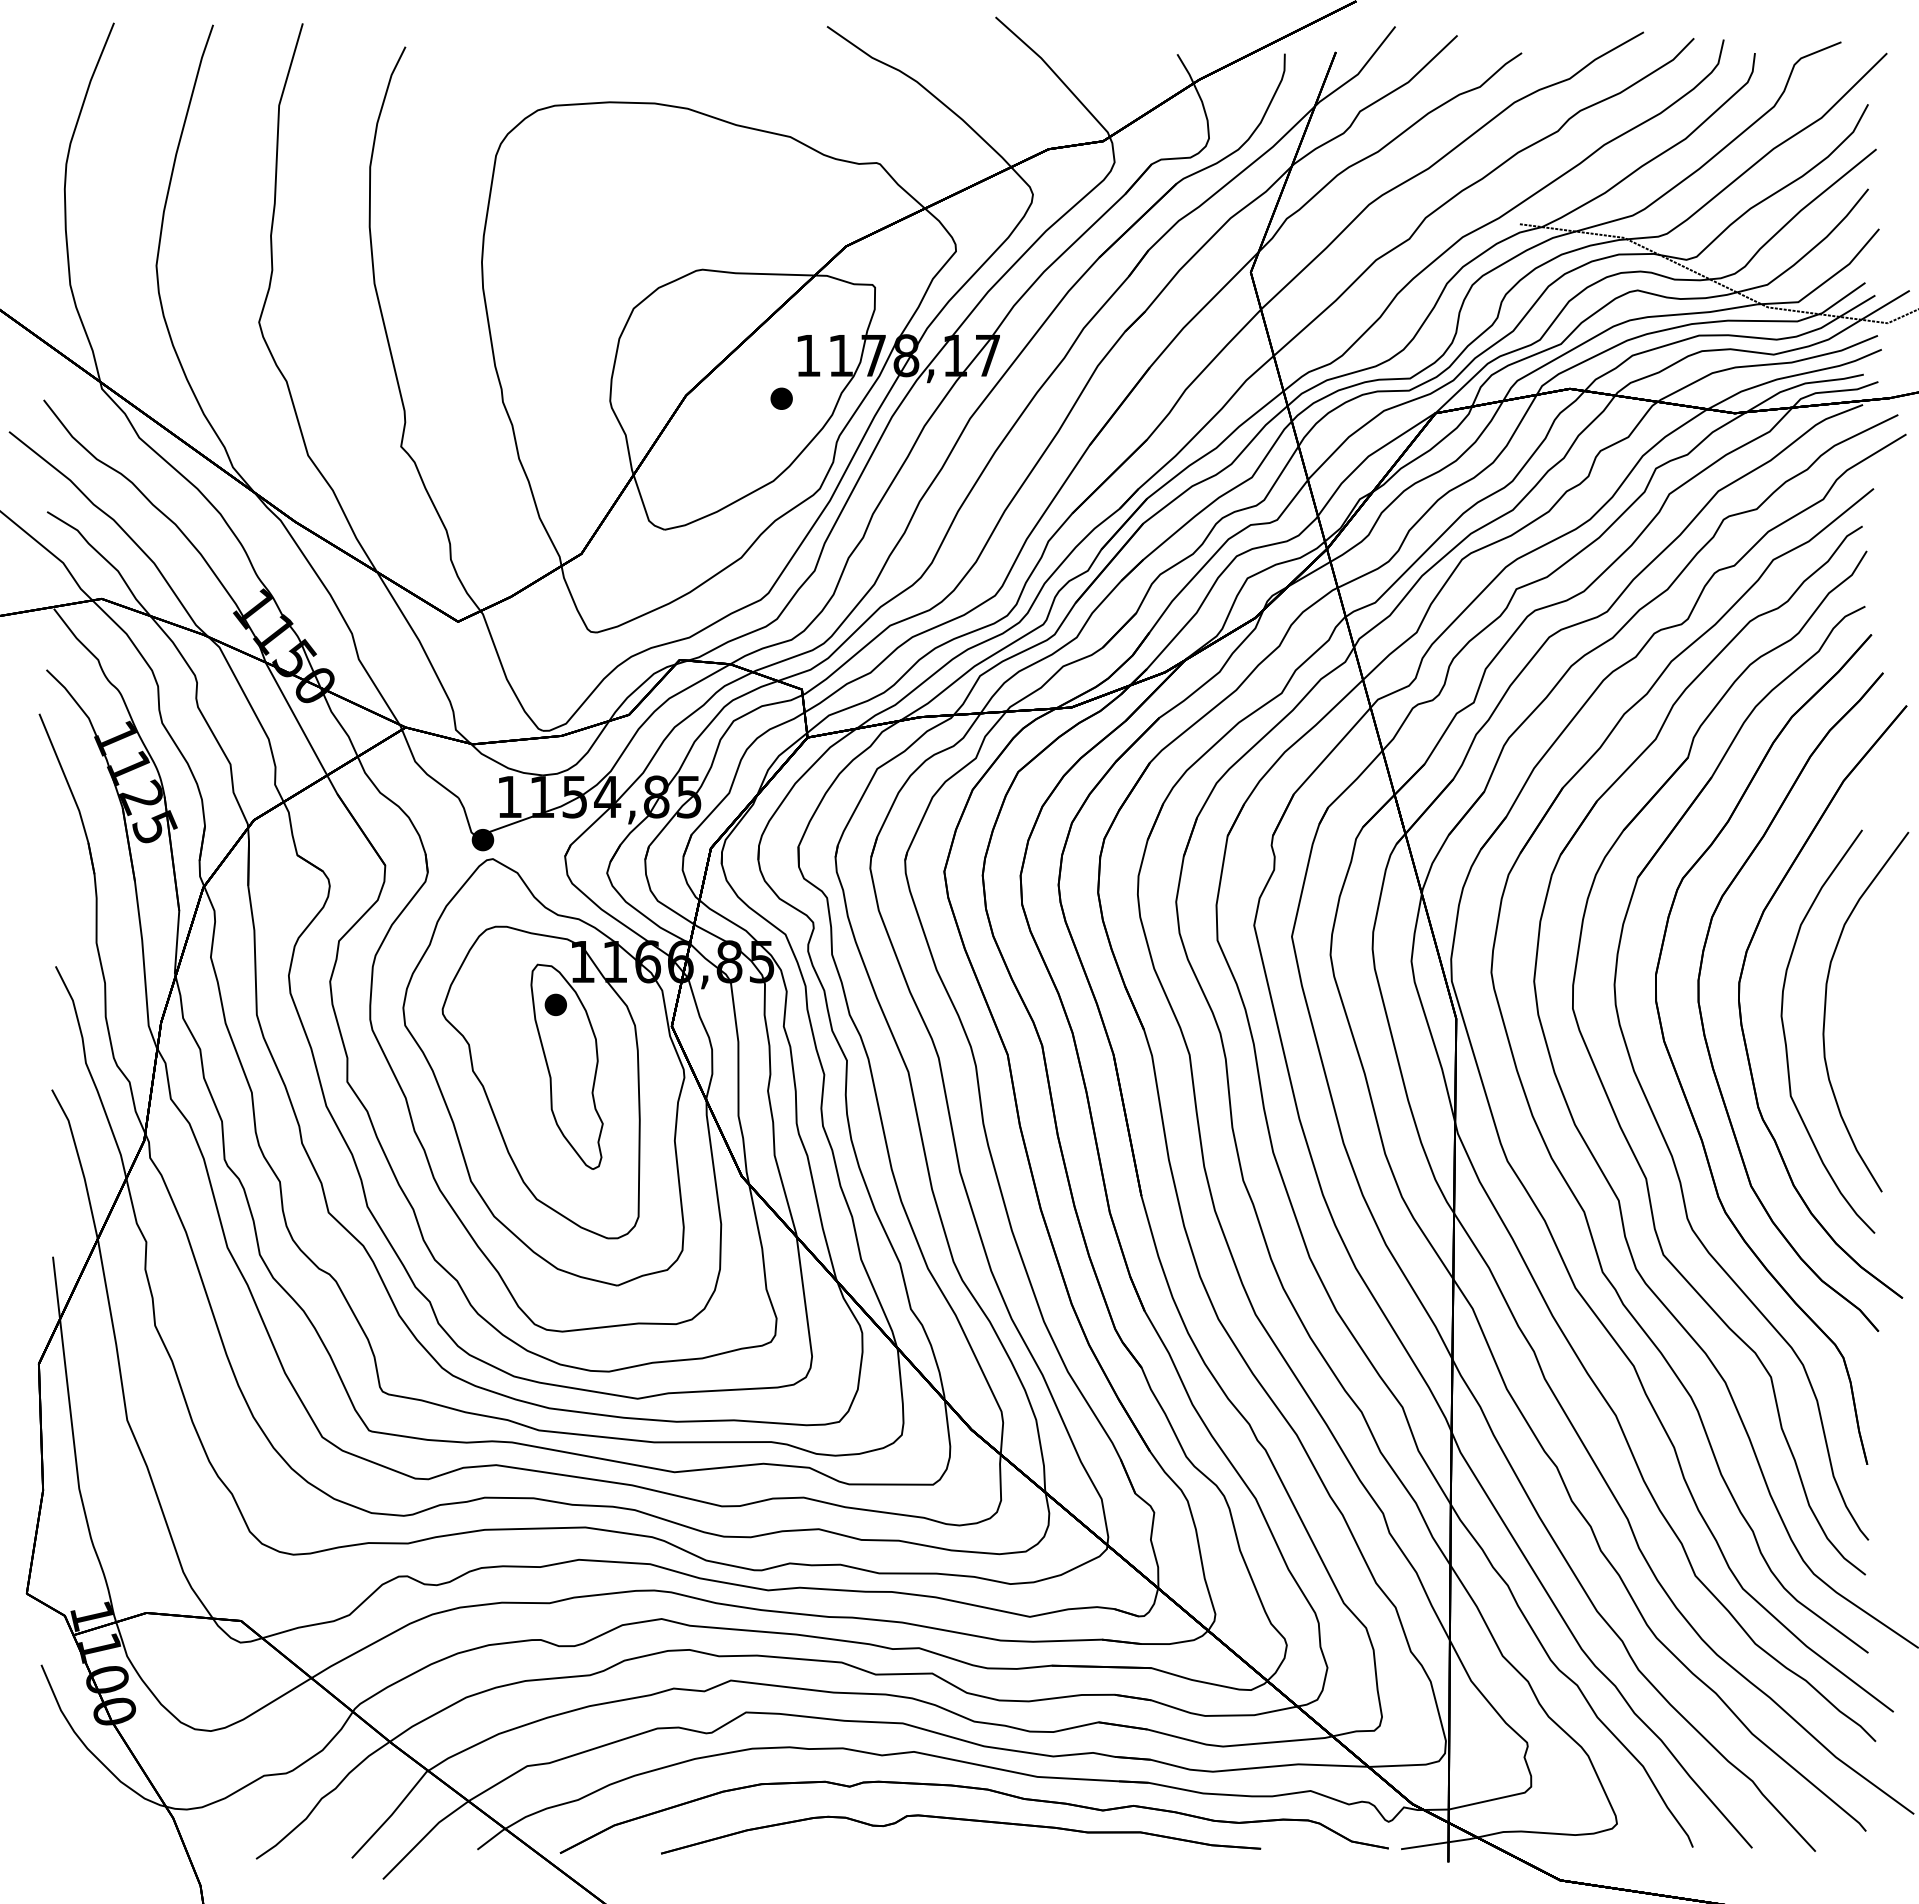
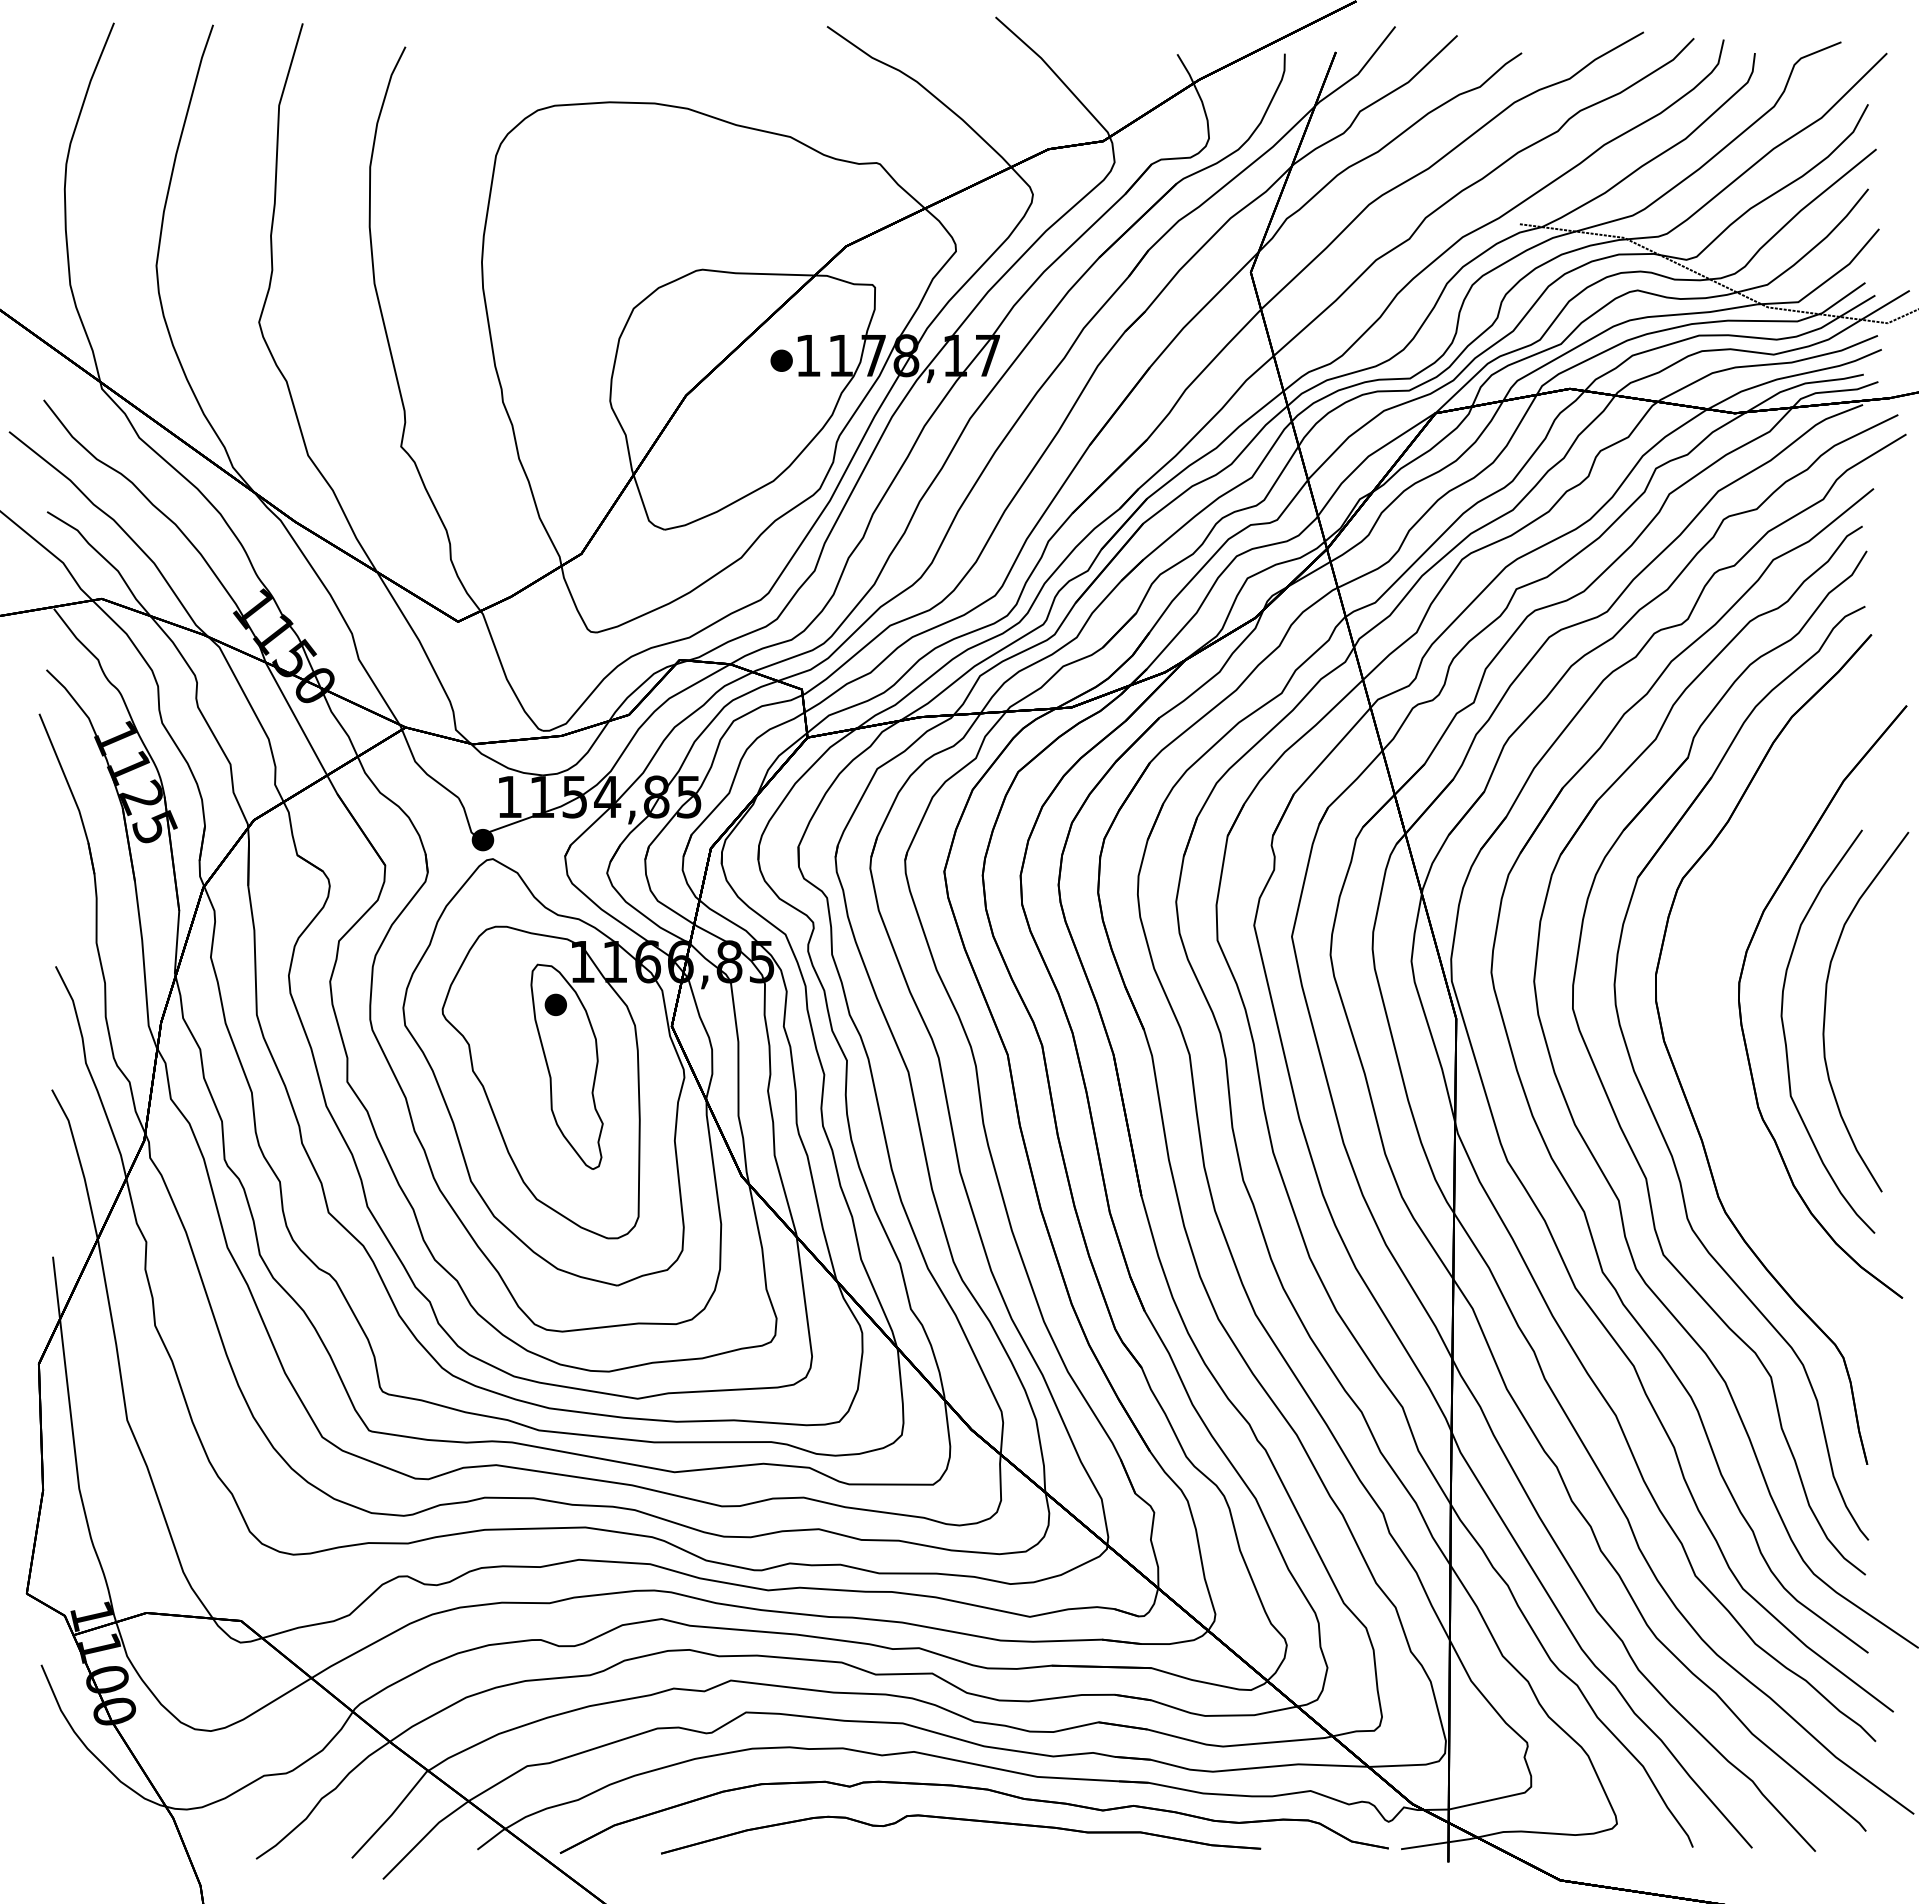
part position: (781, 398) -> (781, 360) (781, 360)
part: present -> none (1702, 1016)
